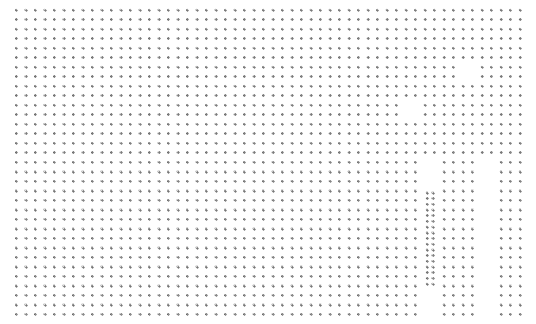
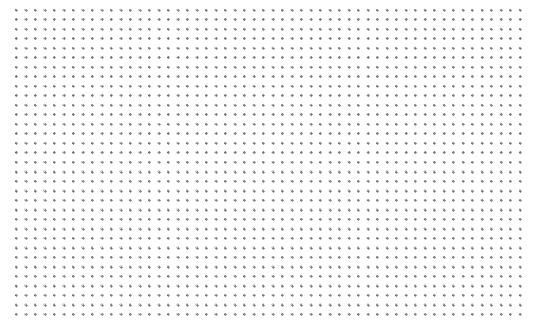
part: none -> present (467, 71)
part: none -> present (410, 109)
part size: 9x95 px -> 12x155 px (429, 238)
part: none -> present (486, 238)
